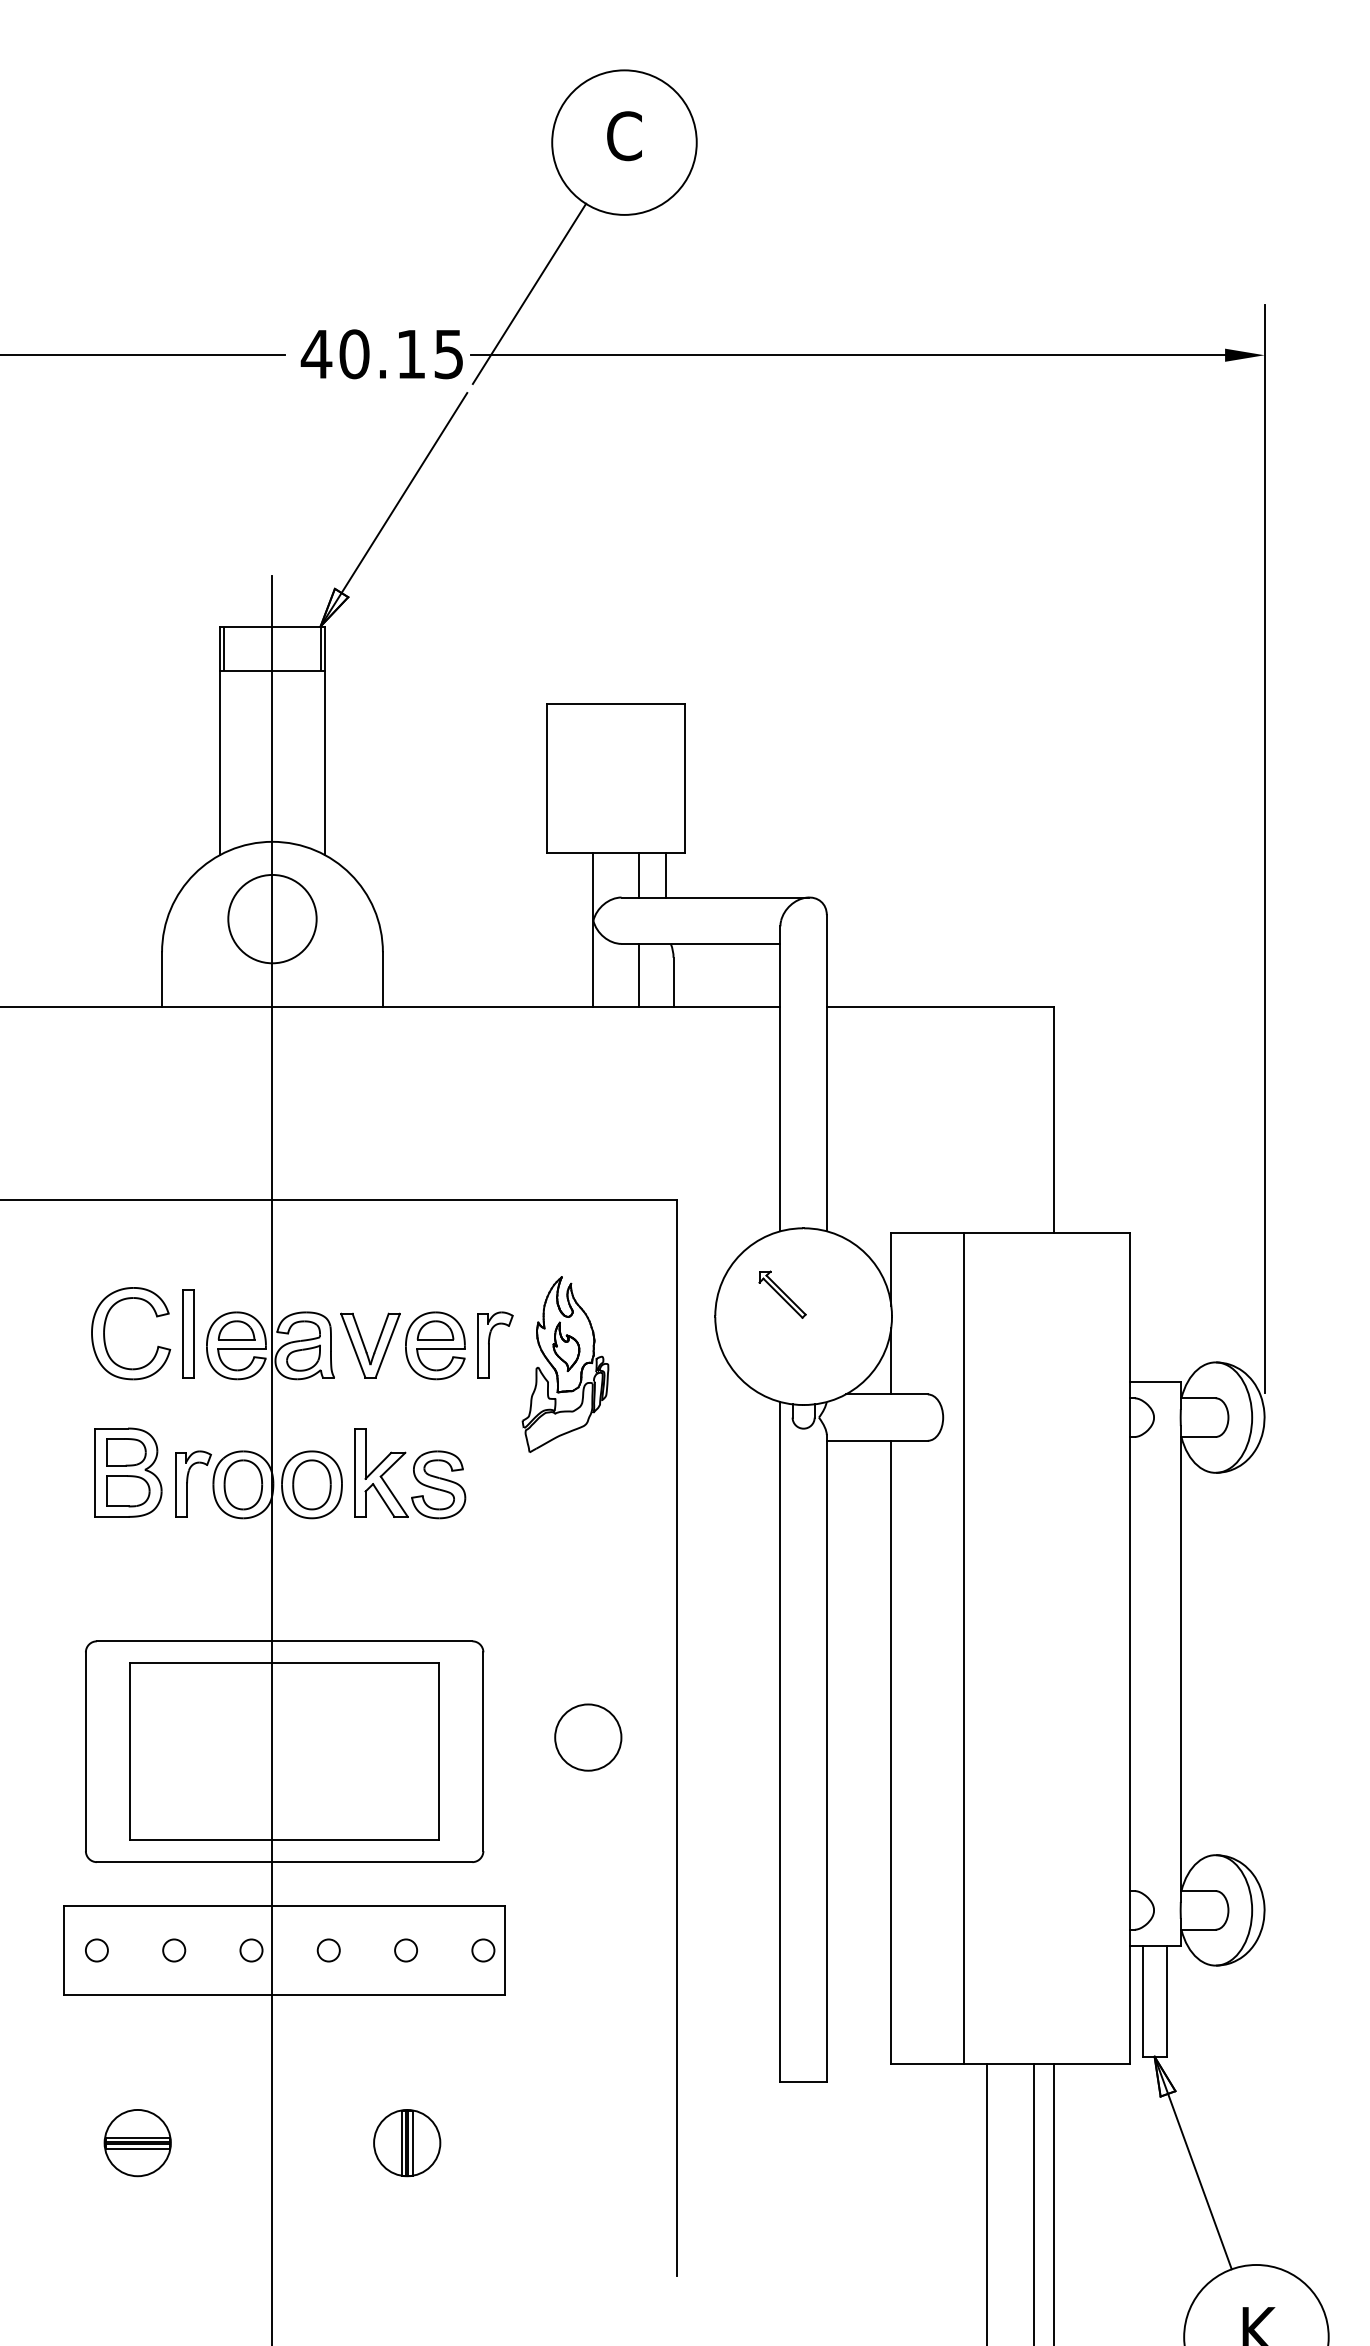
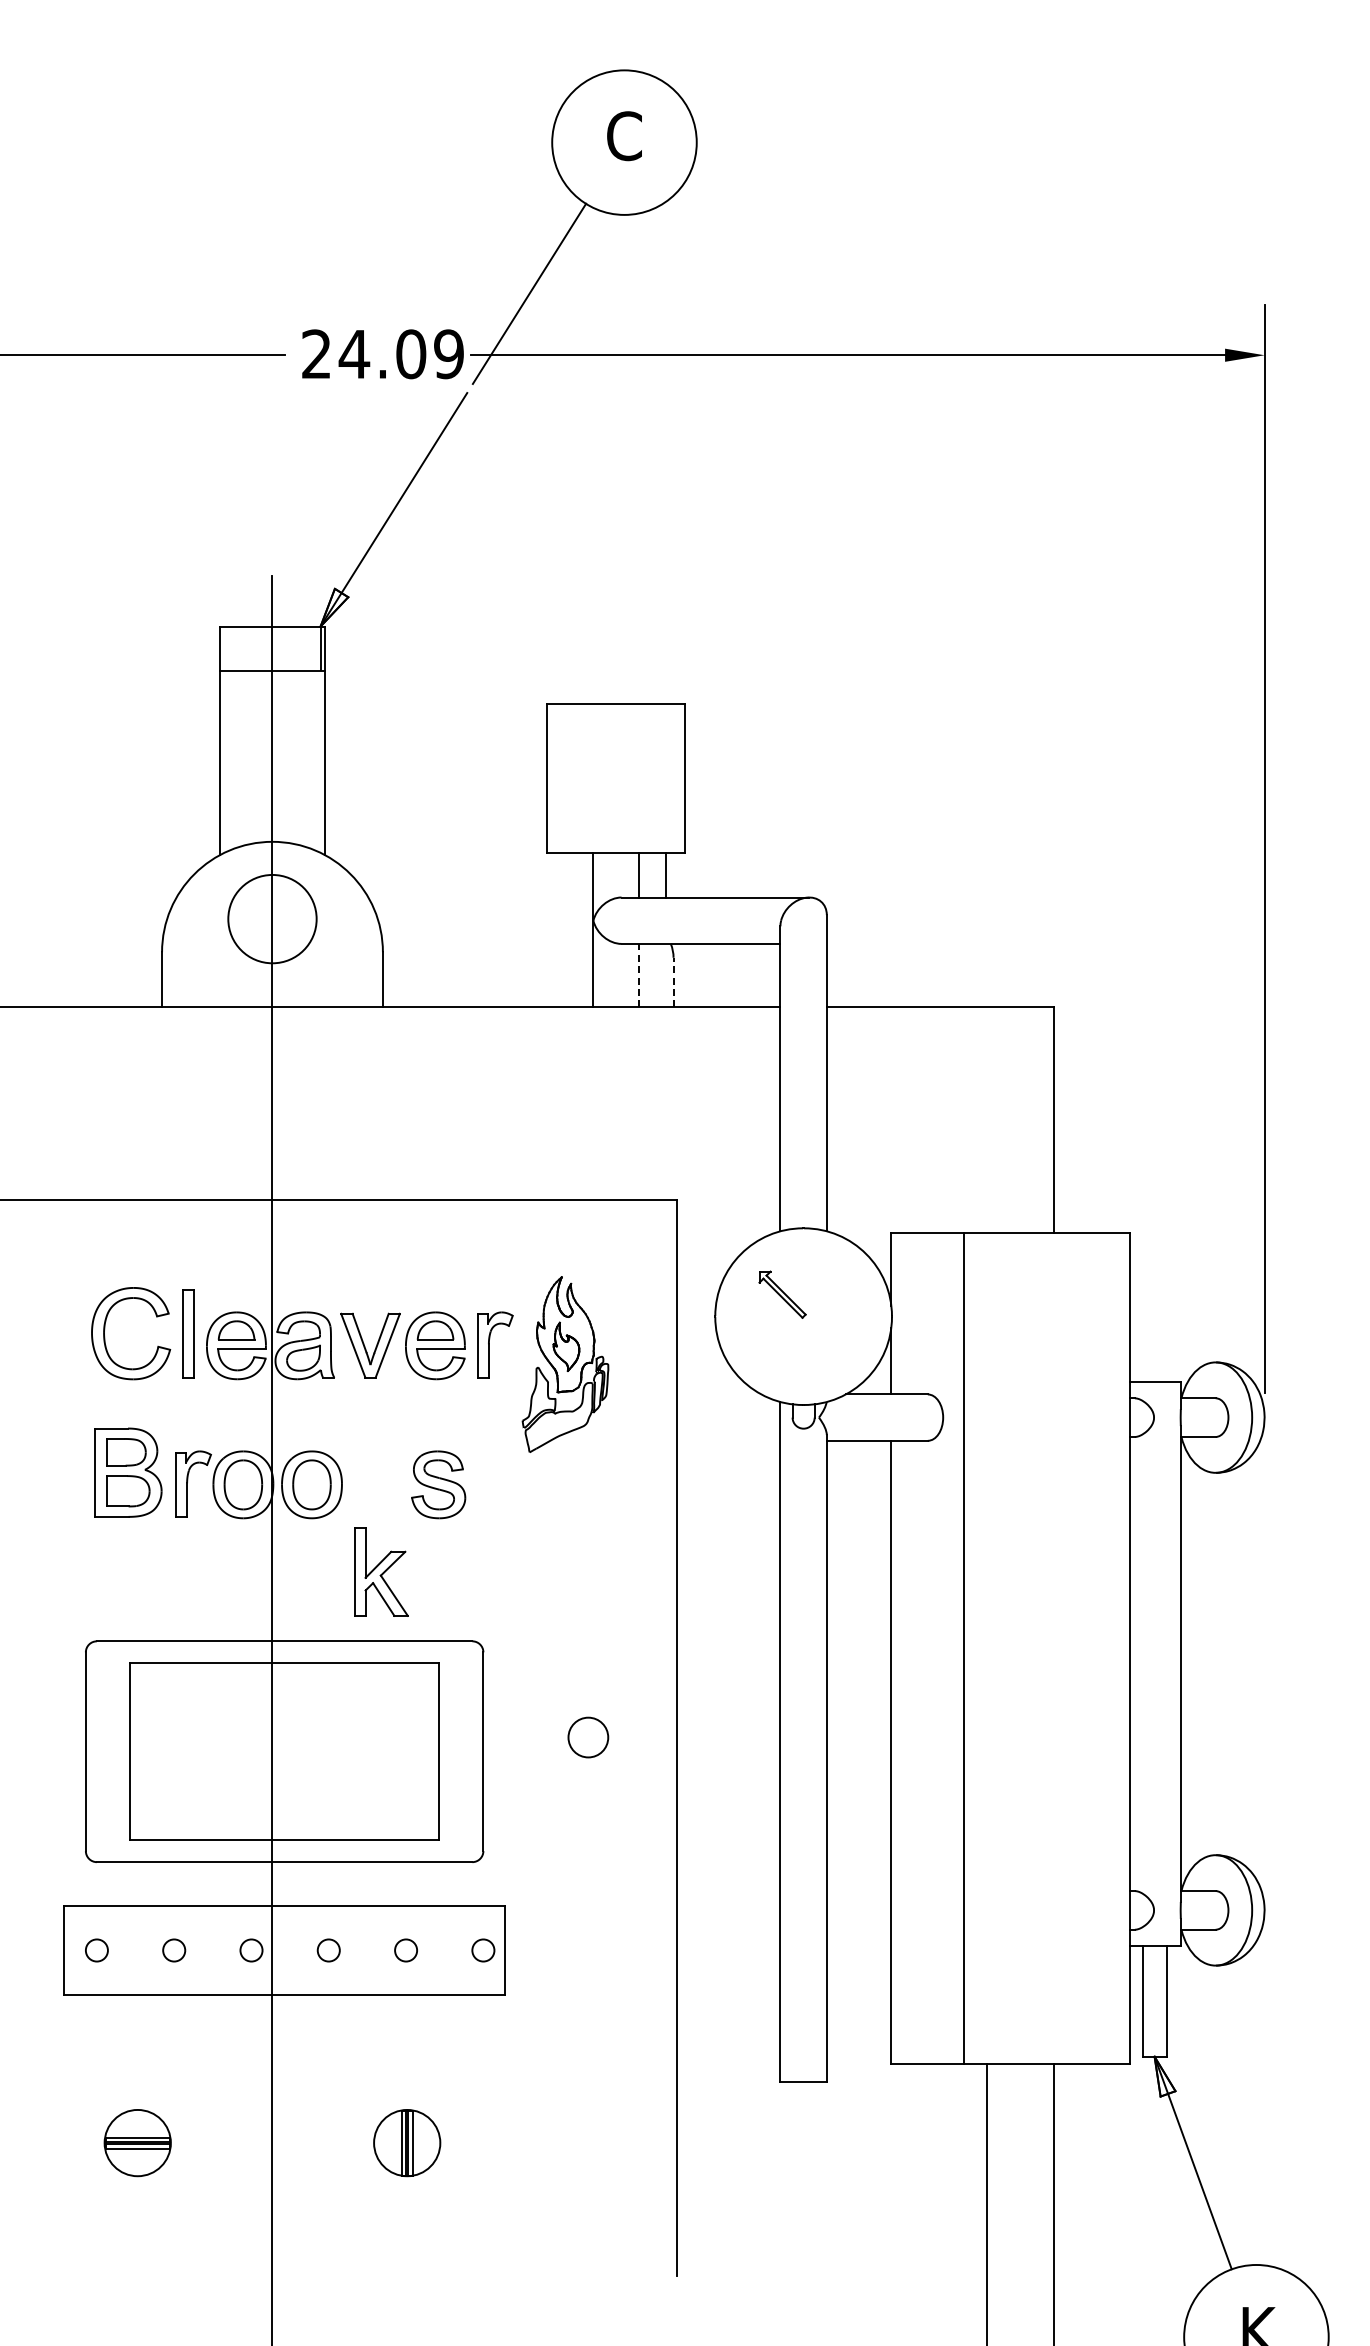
text: 40.15 -> 24.09 (381, 354)
line: present -> none (224, 648)
line: solid -> dashed (639, 975)
line: solid -> dashed (673, 982)
part position: (381, 1472) -> (381, 1571) (381, 1571)
circle size: 69x69 px -> 43x43 px (588, 1737)
line: present -> none (1033, 2202)
